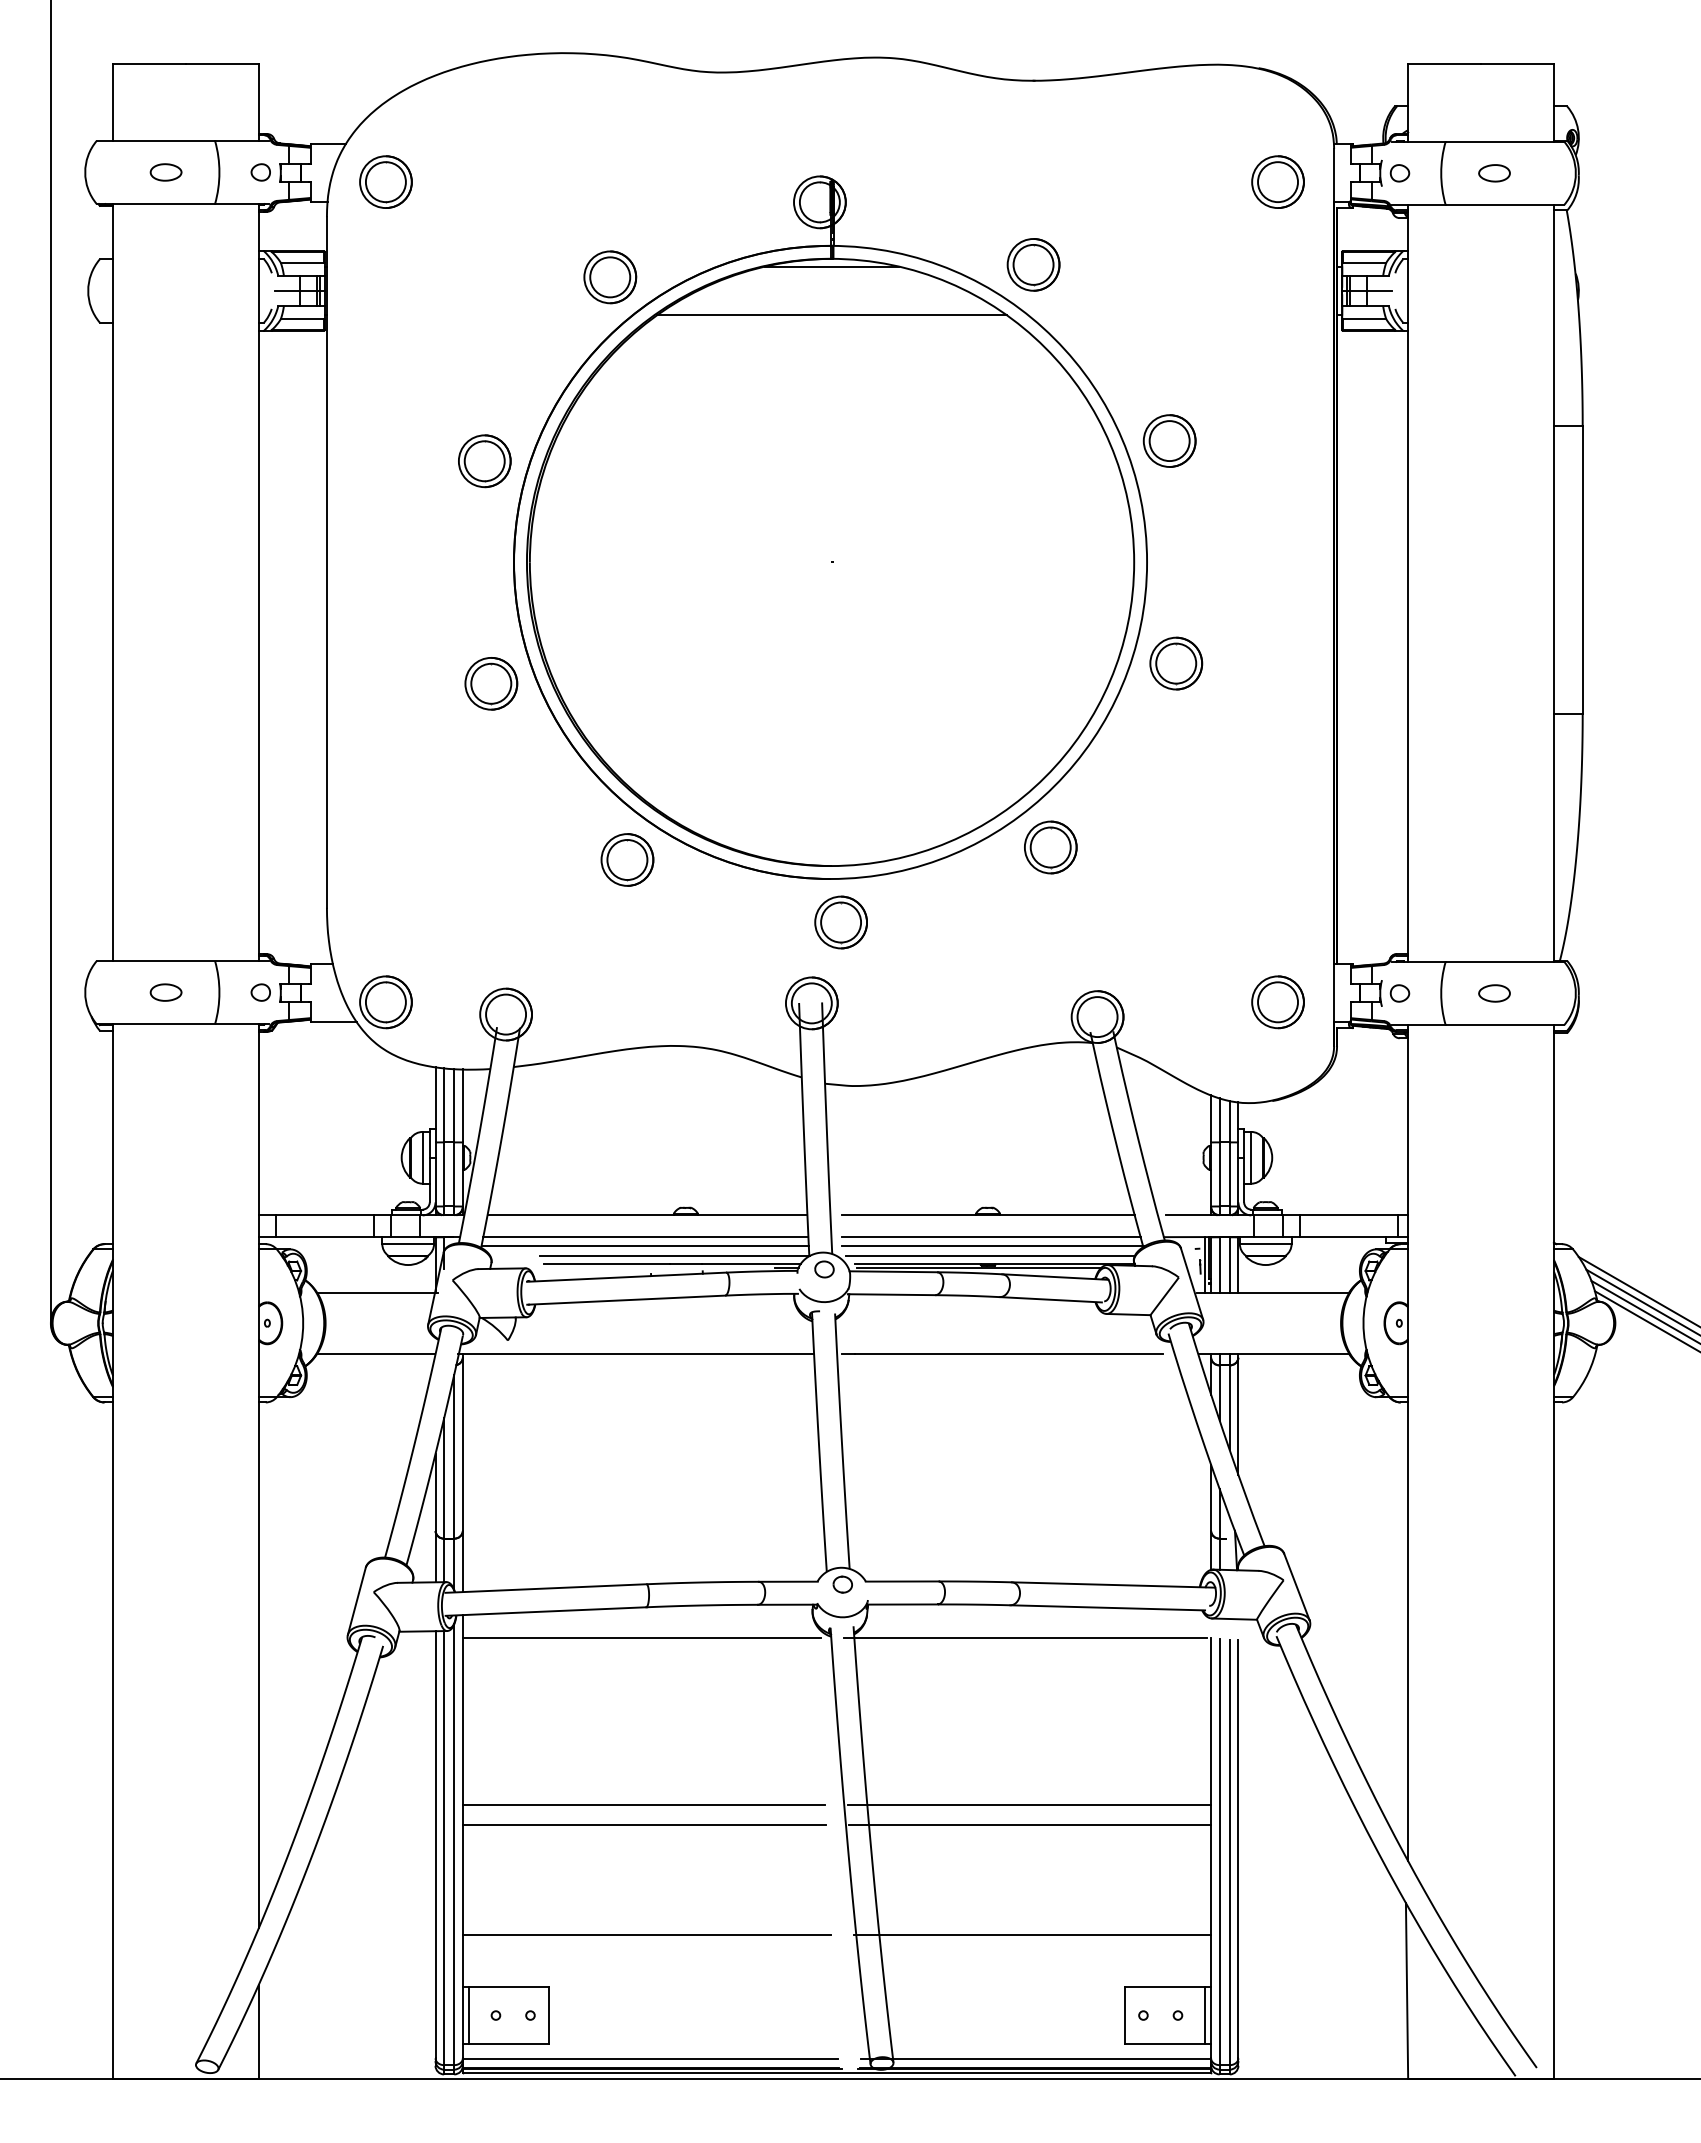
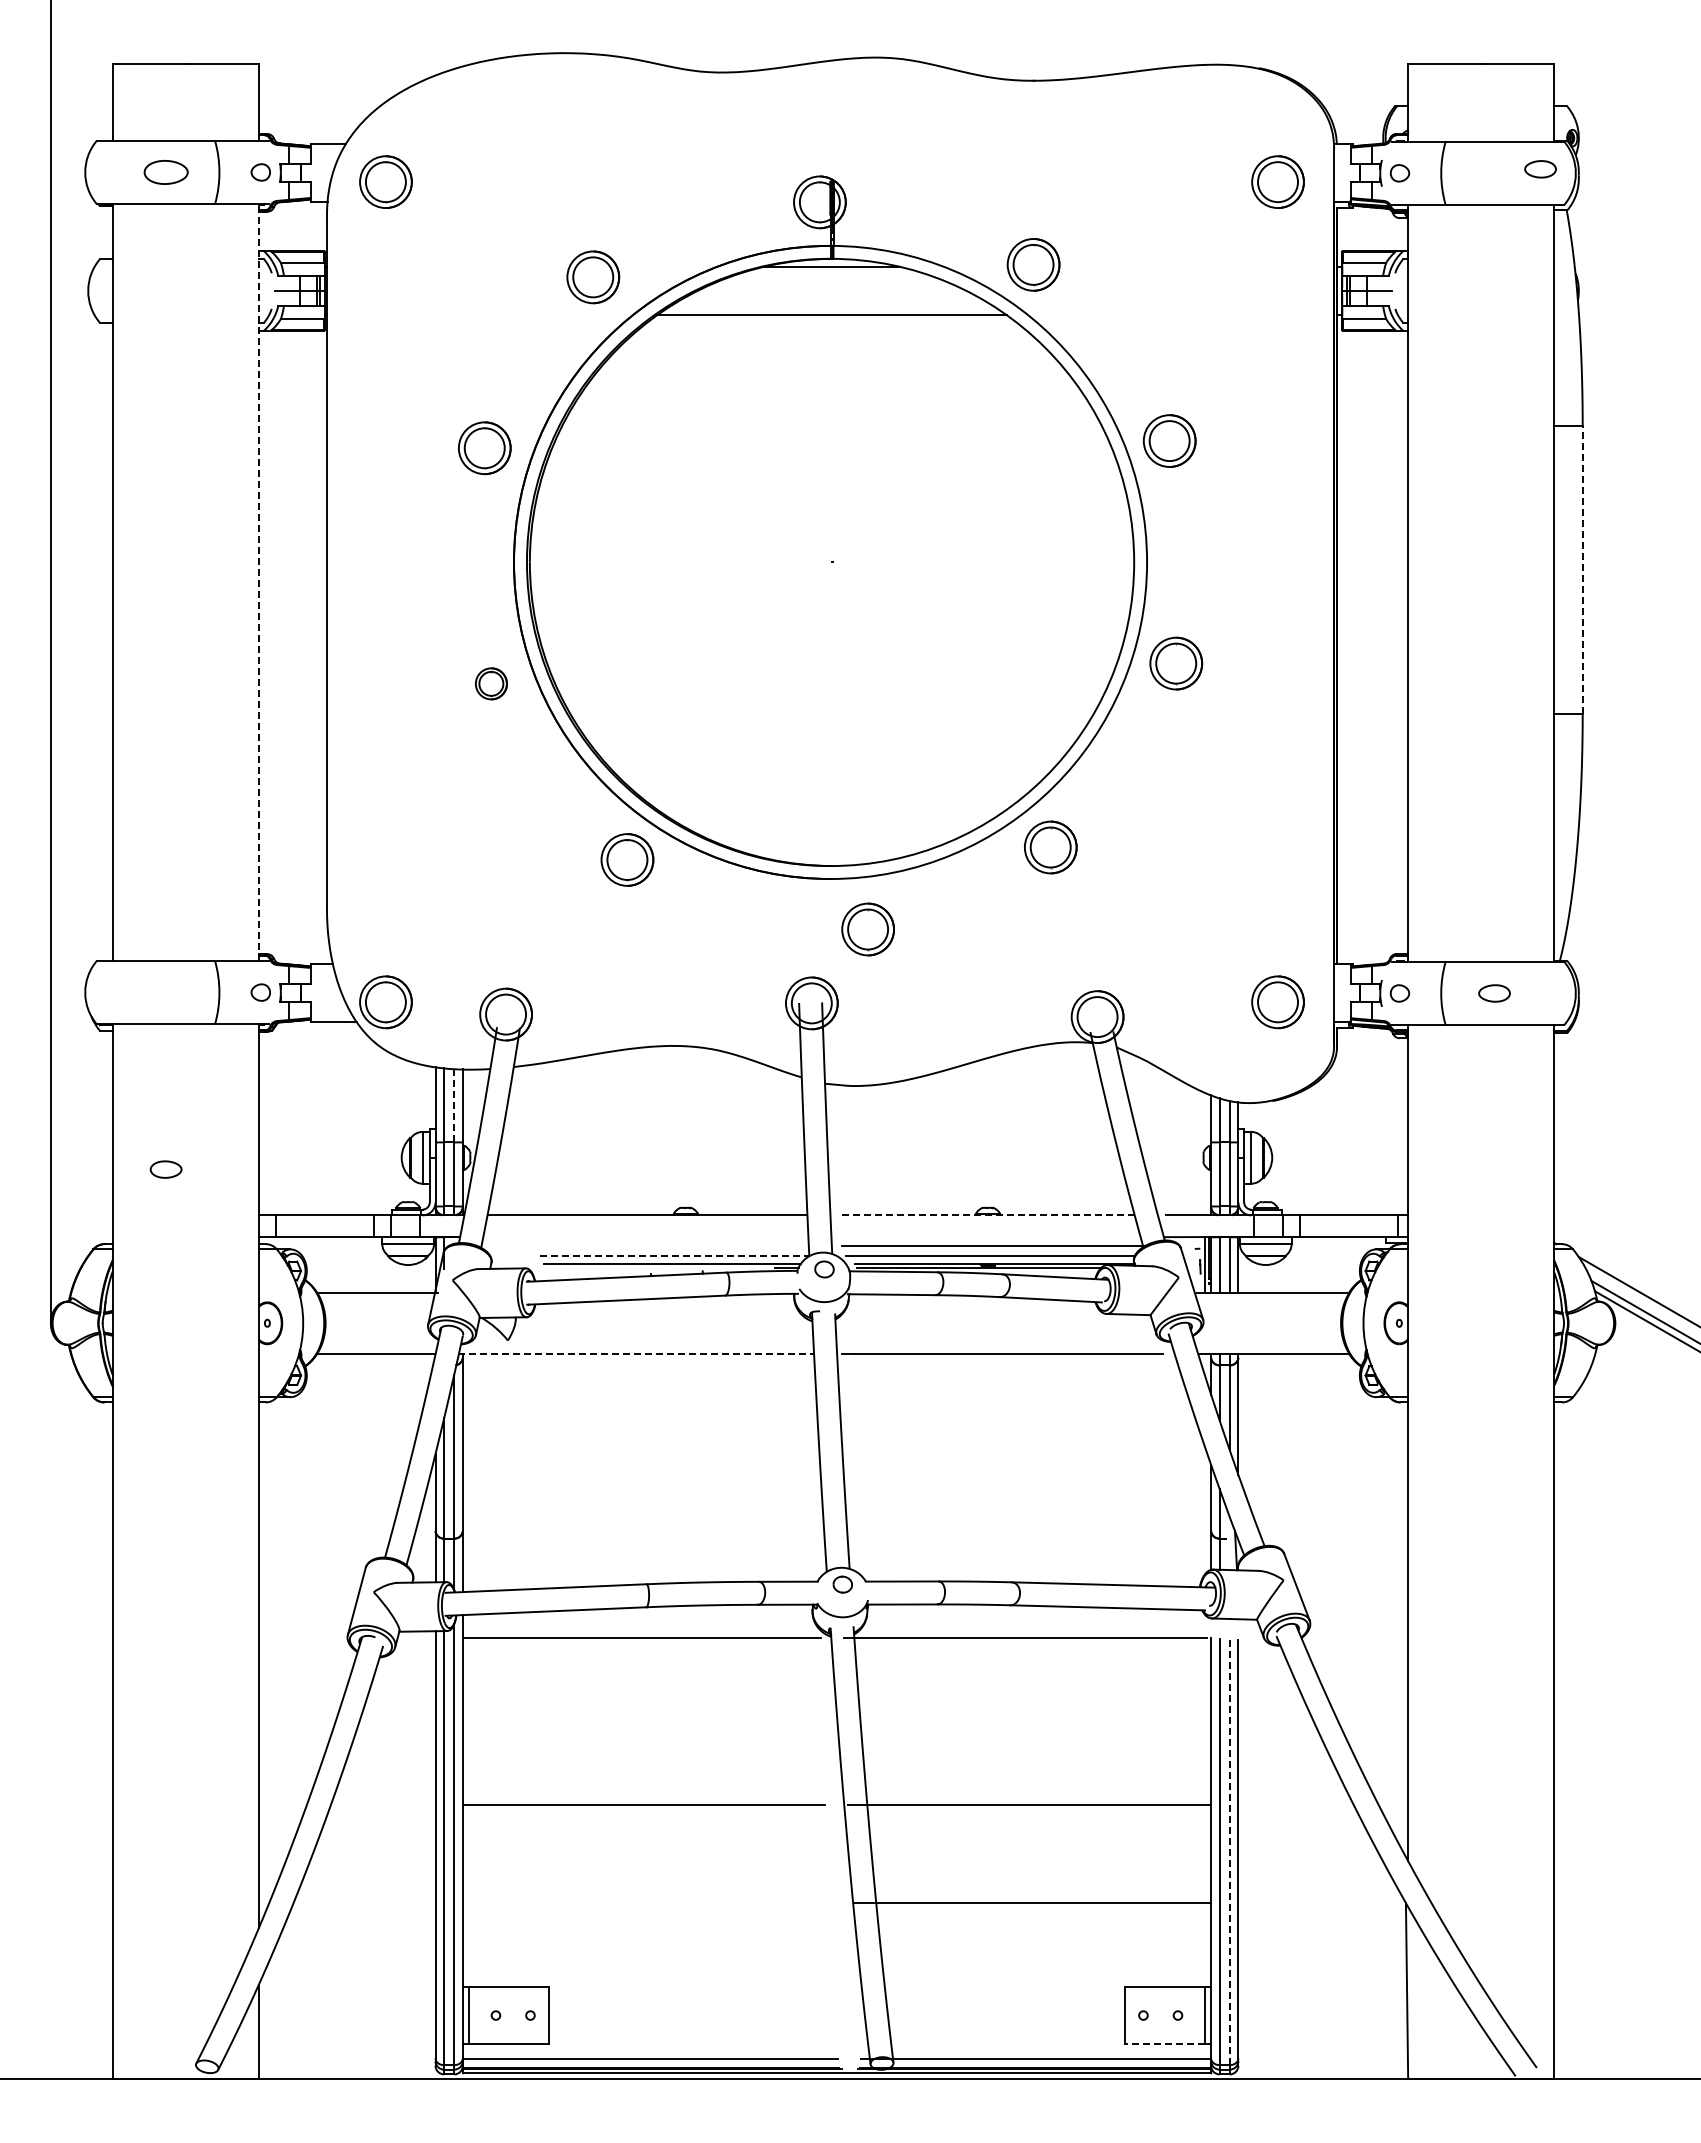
part size: 34x19 px -> 46x25 px (165, 172)
part position: (1494, 173) -> (1540, 169) (1540, 169)
part position: (610, 277) -> (593, 277) (593, 277)
part position: (484, 461) -> (484, 448) (484, 448)
line: solid -> dashed (1582, 569)
line: solid -> dashed (258, 582)
part size: 55x54 px -> 33x34 px (491, 683)
part position: (840, 922) -> (867, 929) (867, 929)
part position: (165, 992) -> (165, 1169) (165, 1169)
line: solid -> dashed (454, 1105)
line: solid -> dashed (988, 1215)
line: present -> none (645, 1236)
line: present -> none (991, 1236)
line: present -> none (644, 1245)
line: solid -> dashed (675, 1255)
line: present -> none (1641, 1301)
line: solid -> dashed (636, 1354)
line: present -> none (643, 1825)
line: present -> none (1030, 1825)
line: solid -> dashed (1229, 1852)
line: present -> none (646, 1935)
line position: (1032, 1935) -> (1032, 1903) (1032, 1903)
line: solid -> dashed (1164, 2044)
